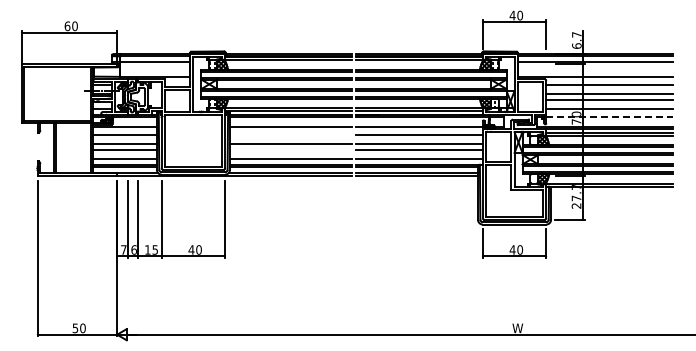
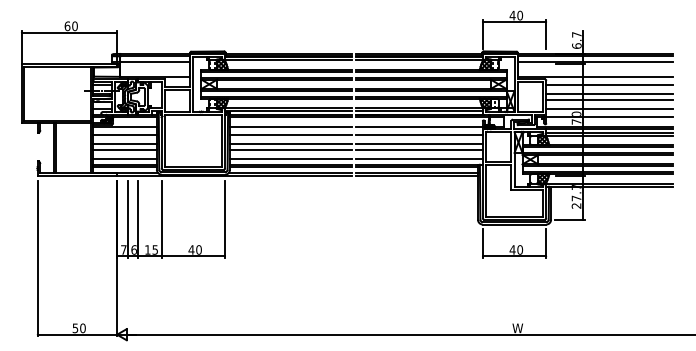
line: dashed -> solid (610, 117)
line: none -> present (290, 134)
line: none -> present (290, 149)
